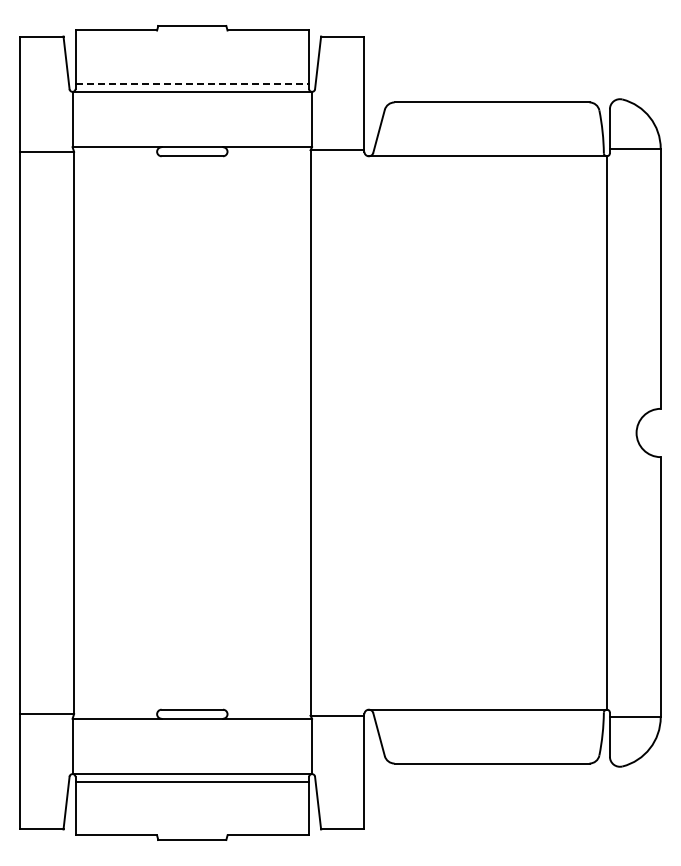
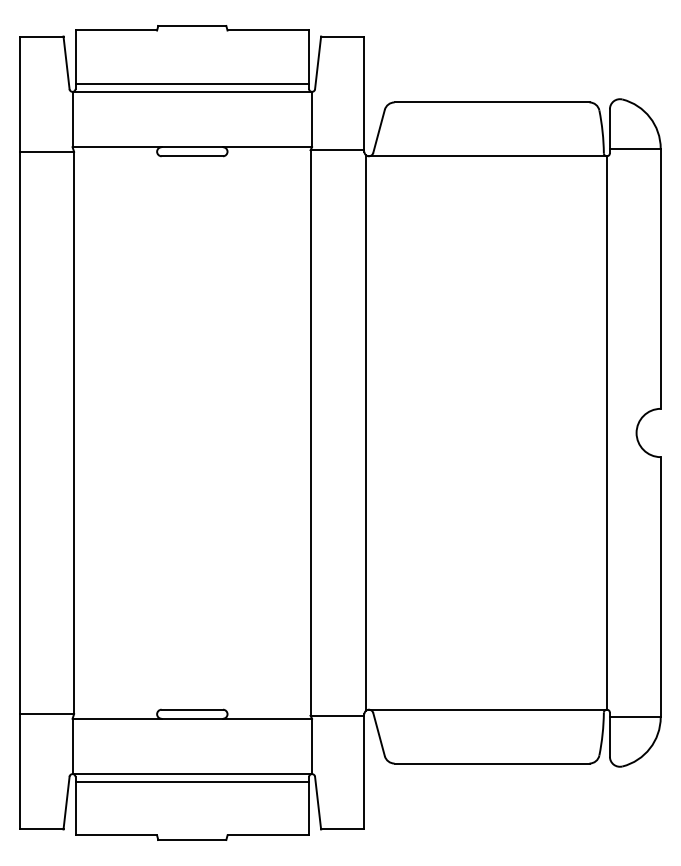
line: dashed -> solid (192, 84)
line: none -> present (365, 432)
